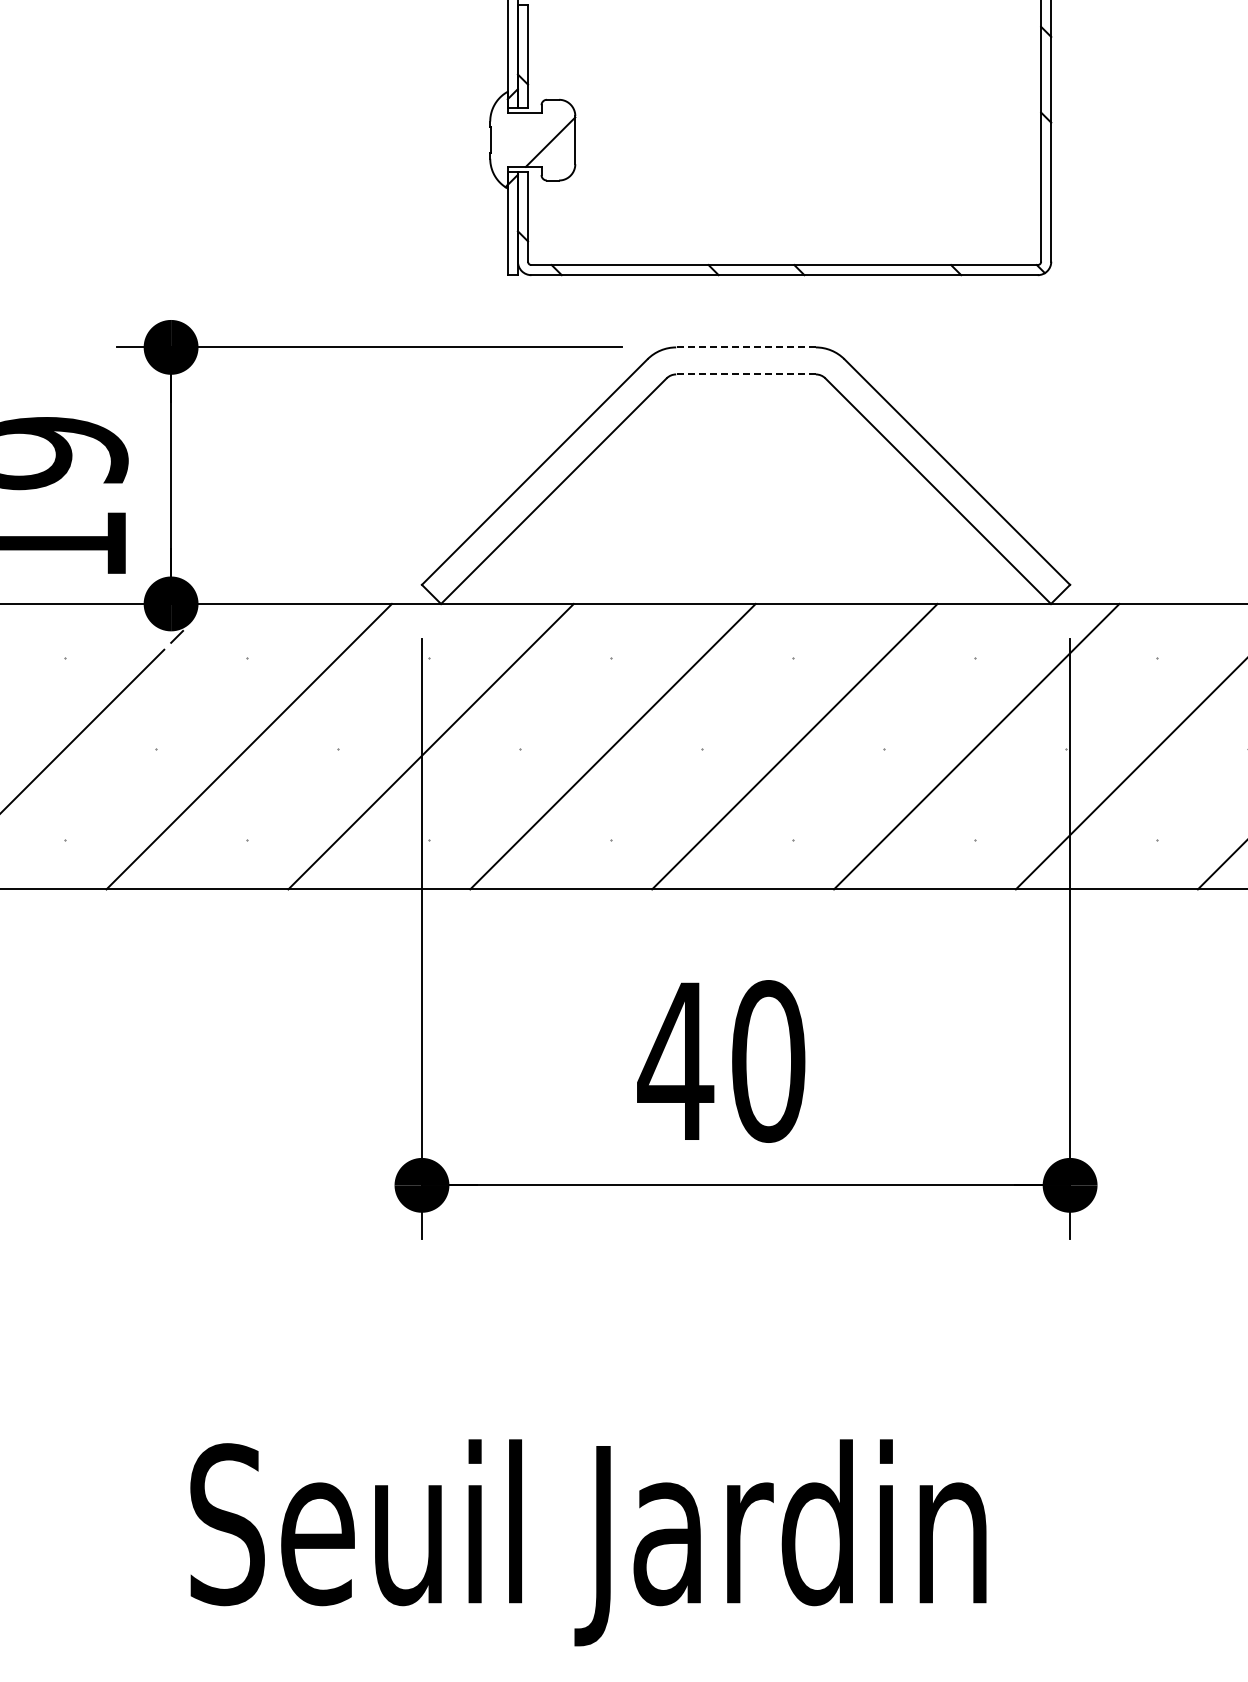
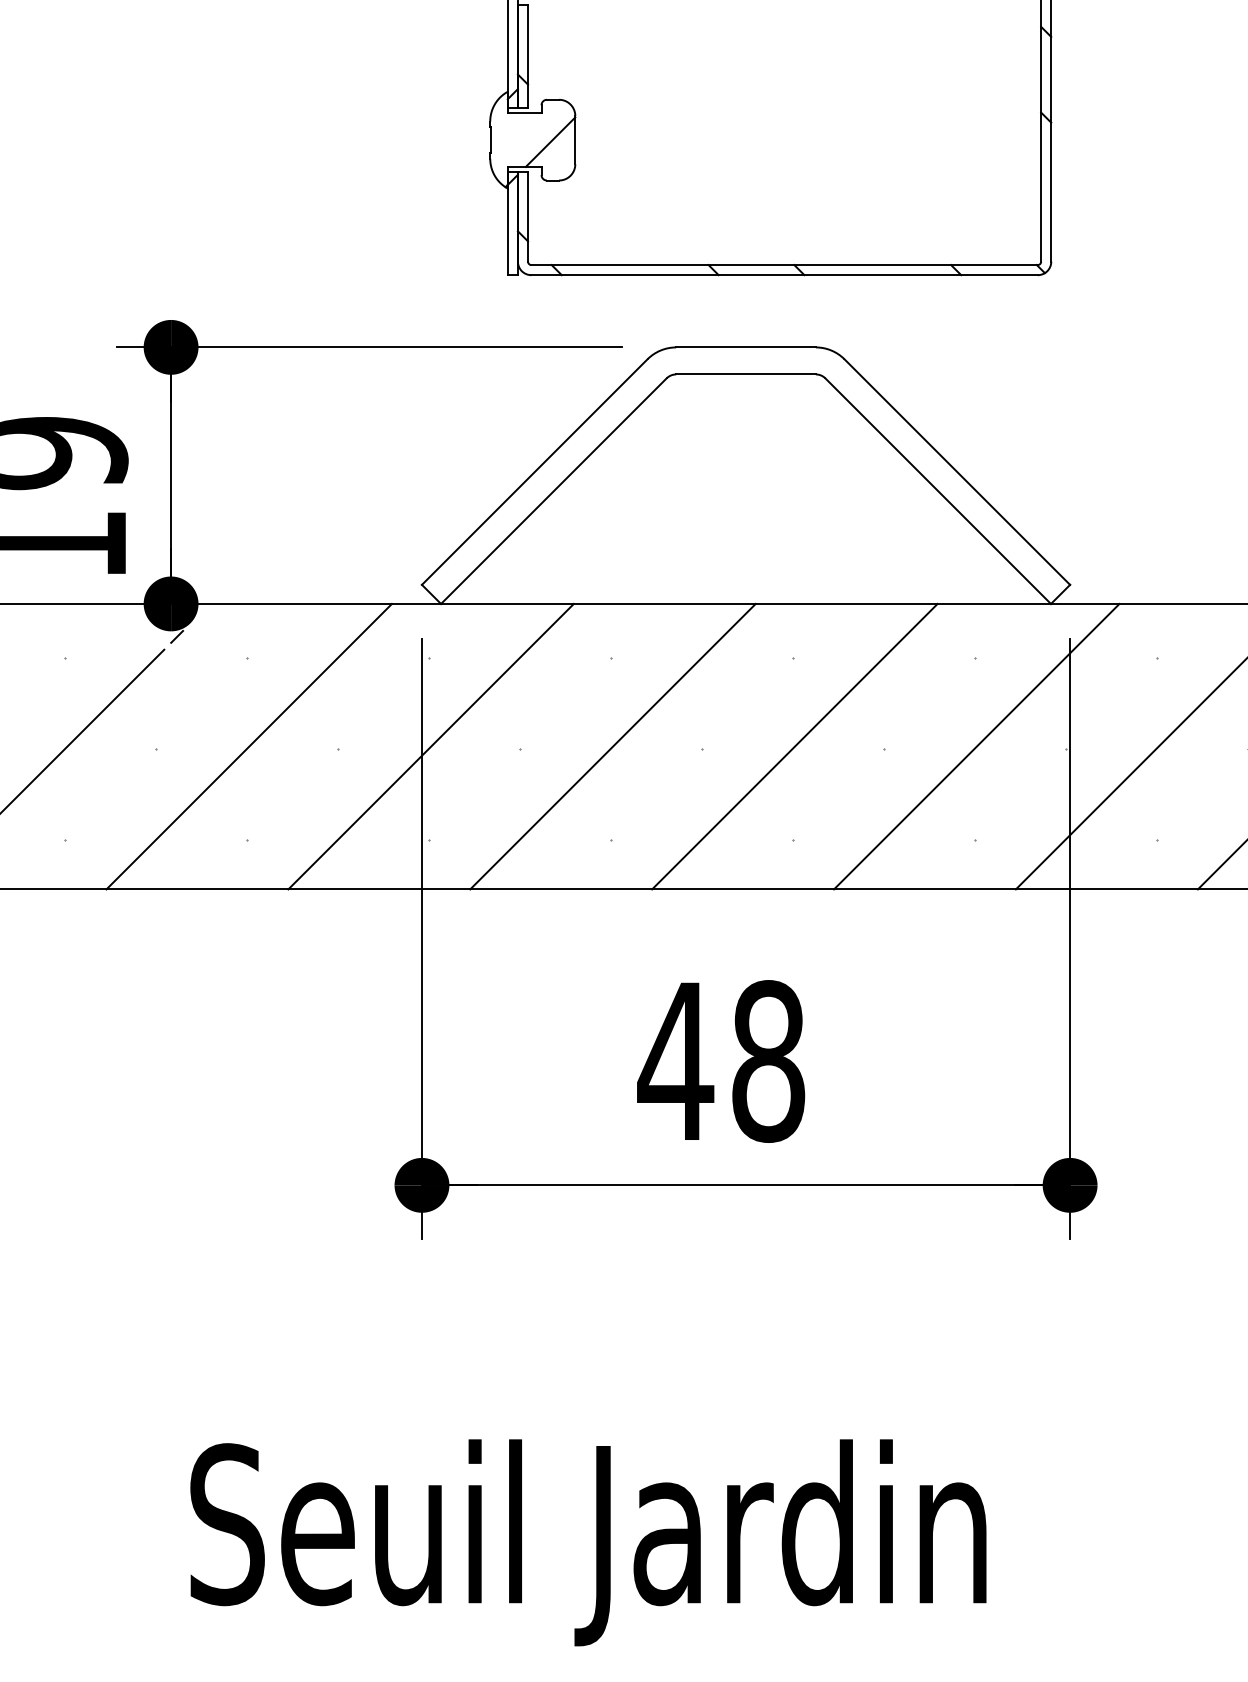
line: dashed -> solid (746, 347)
line: dashed -> solid (746, 374)
text: 40 -> 48 (768, 1061)
